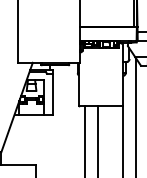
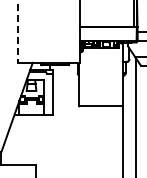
line: solid -> dashed (18, 31)
line: present -> none (85, 140)
line: present -> none (97, 140)
